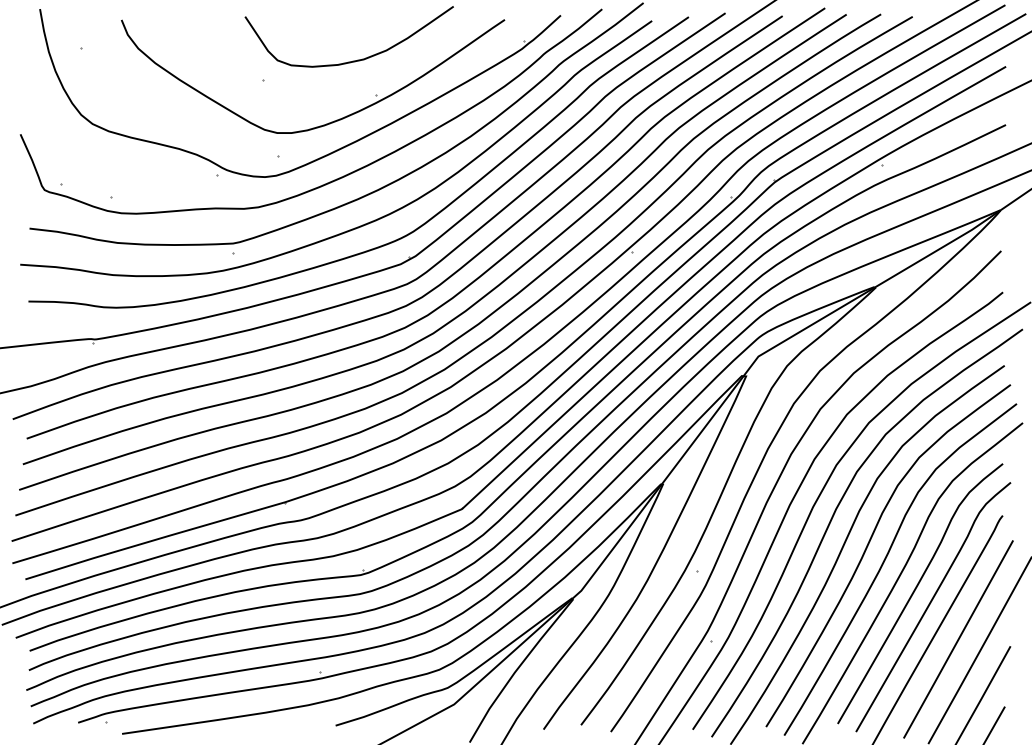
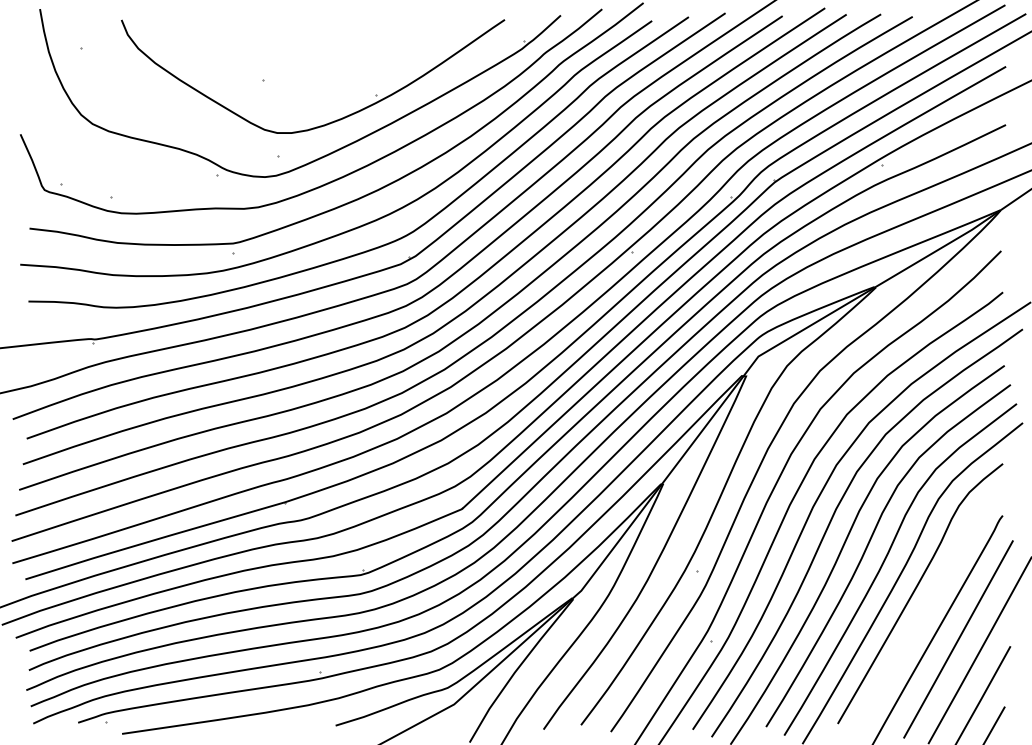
curve: present -> none (352, 60)
curve: present -> none (929, 606)
